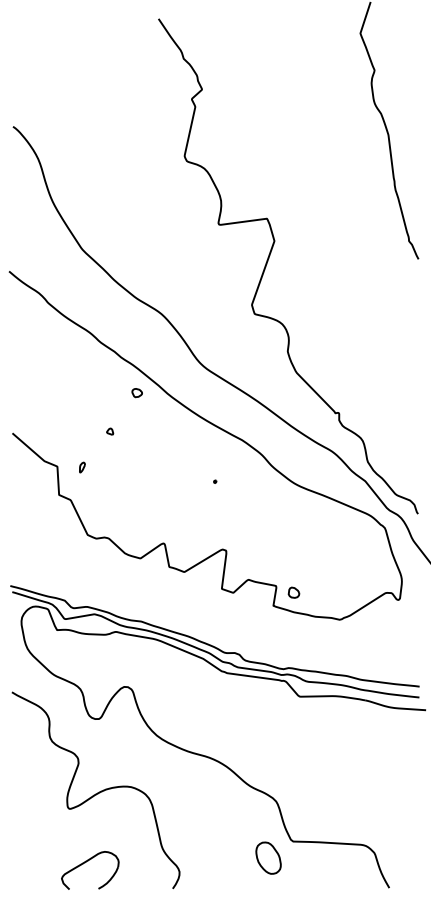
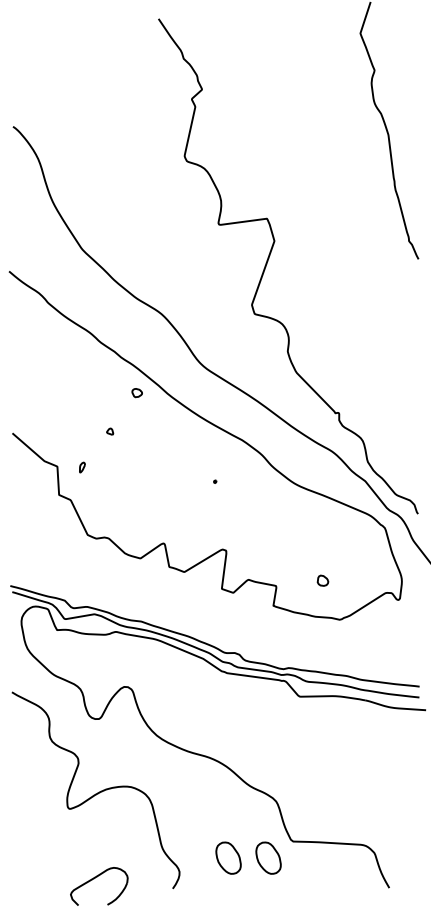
part position: (293, 592) -> (322, 580) (322, 580)
part: none -> present (228, 857)
part position: (85, 863) -> (94, 879) (94, 879)
